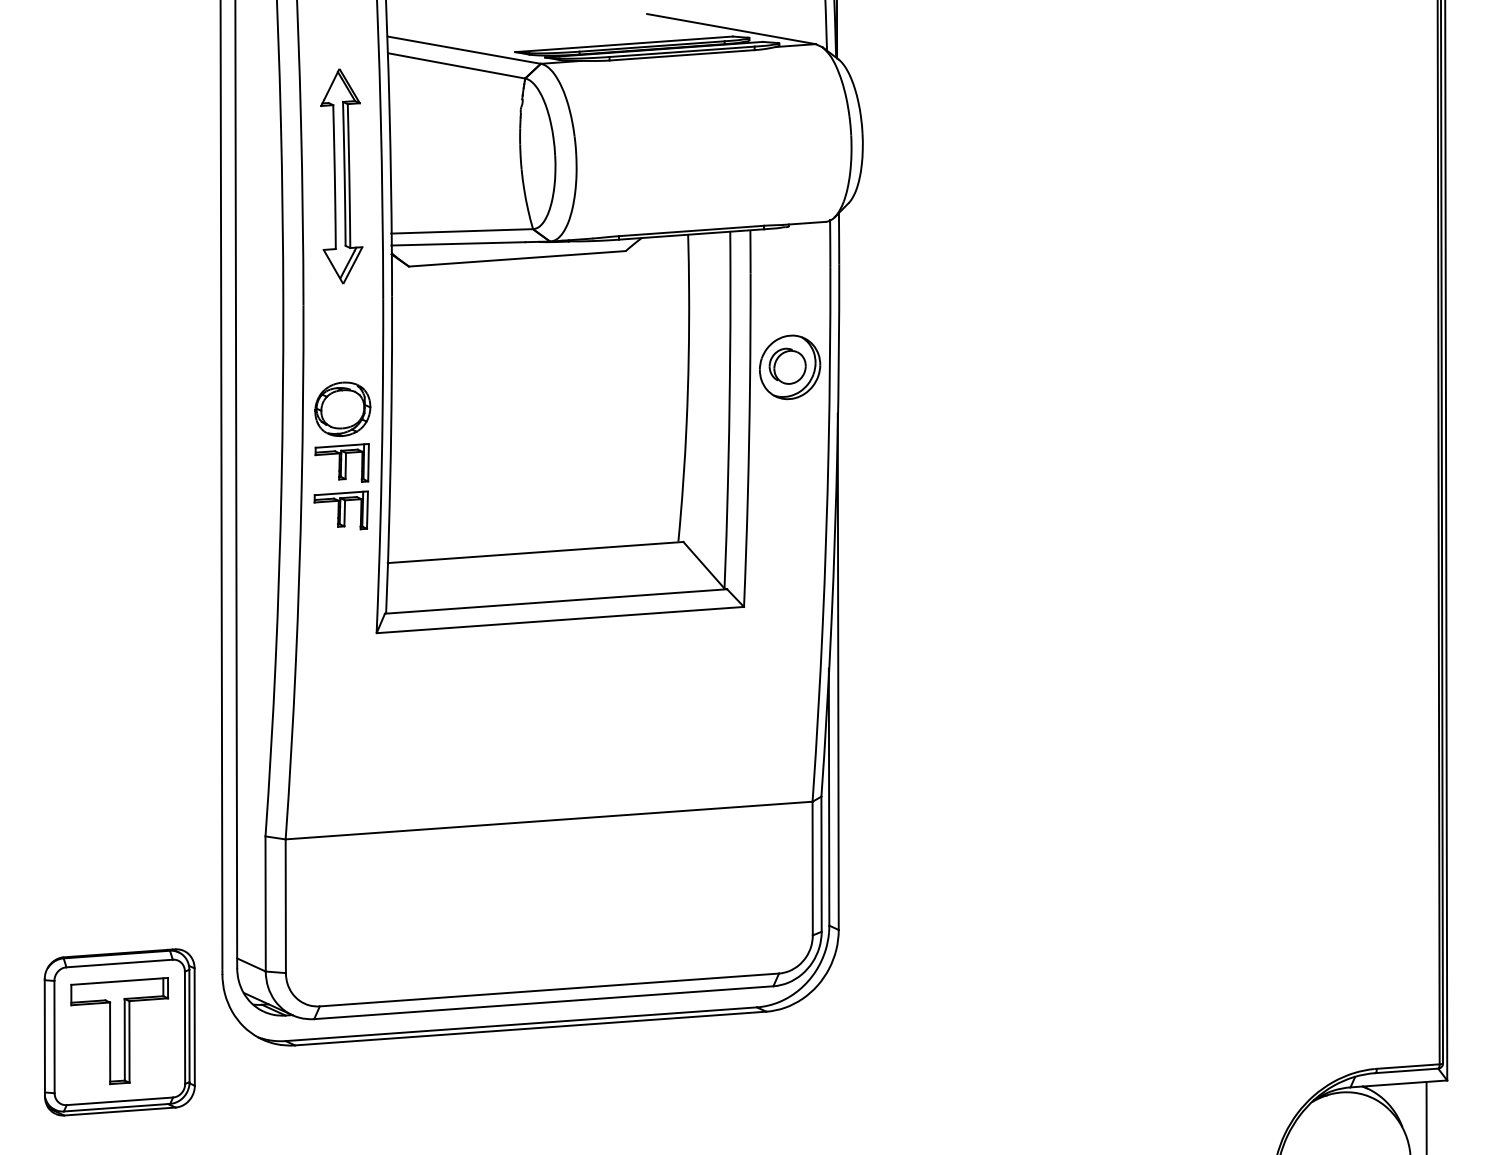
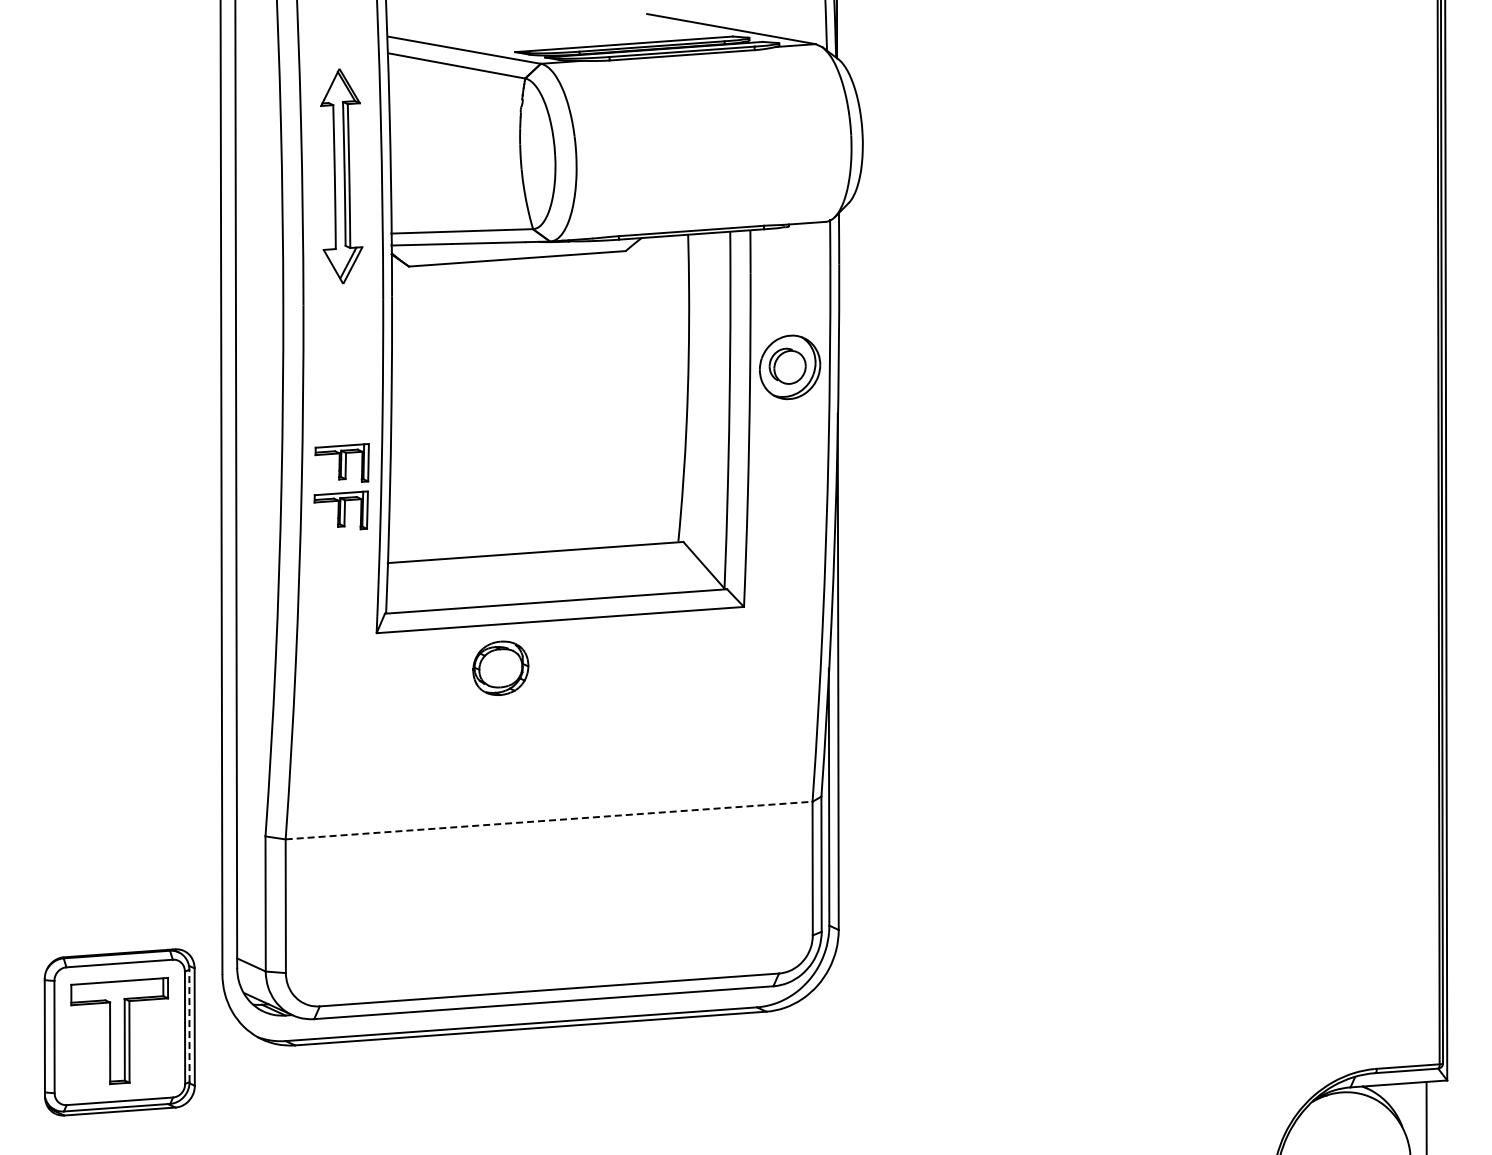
part position: (342, 408) -> (500, 667) (500, 667)
line: solid -> dashed (549, 820)
line: solid -> dashed (189, 1025)
